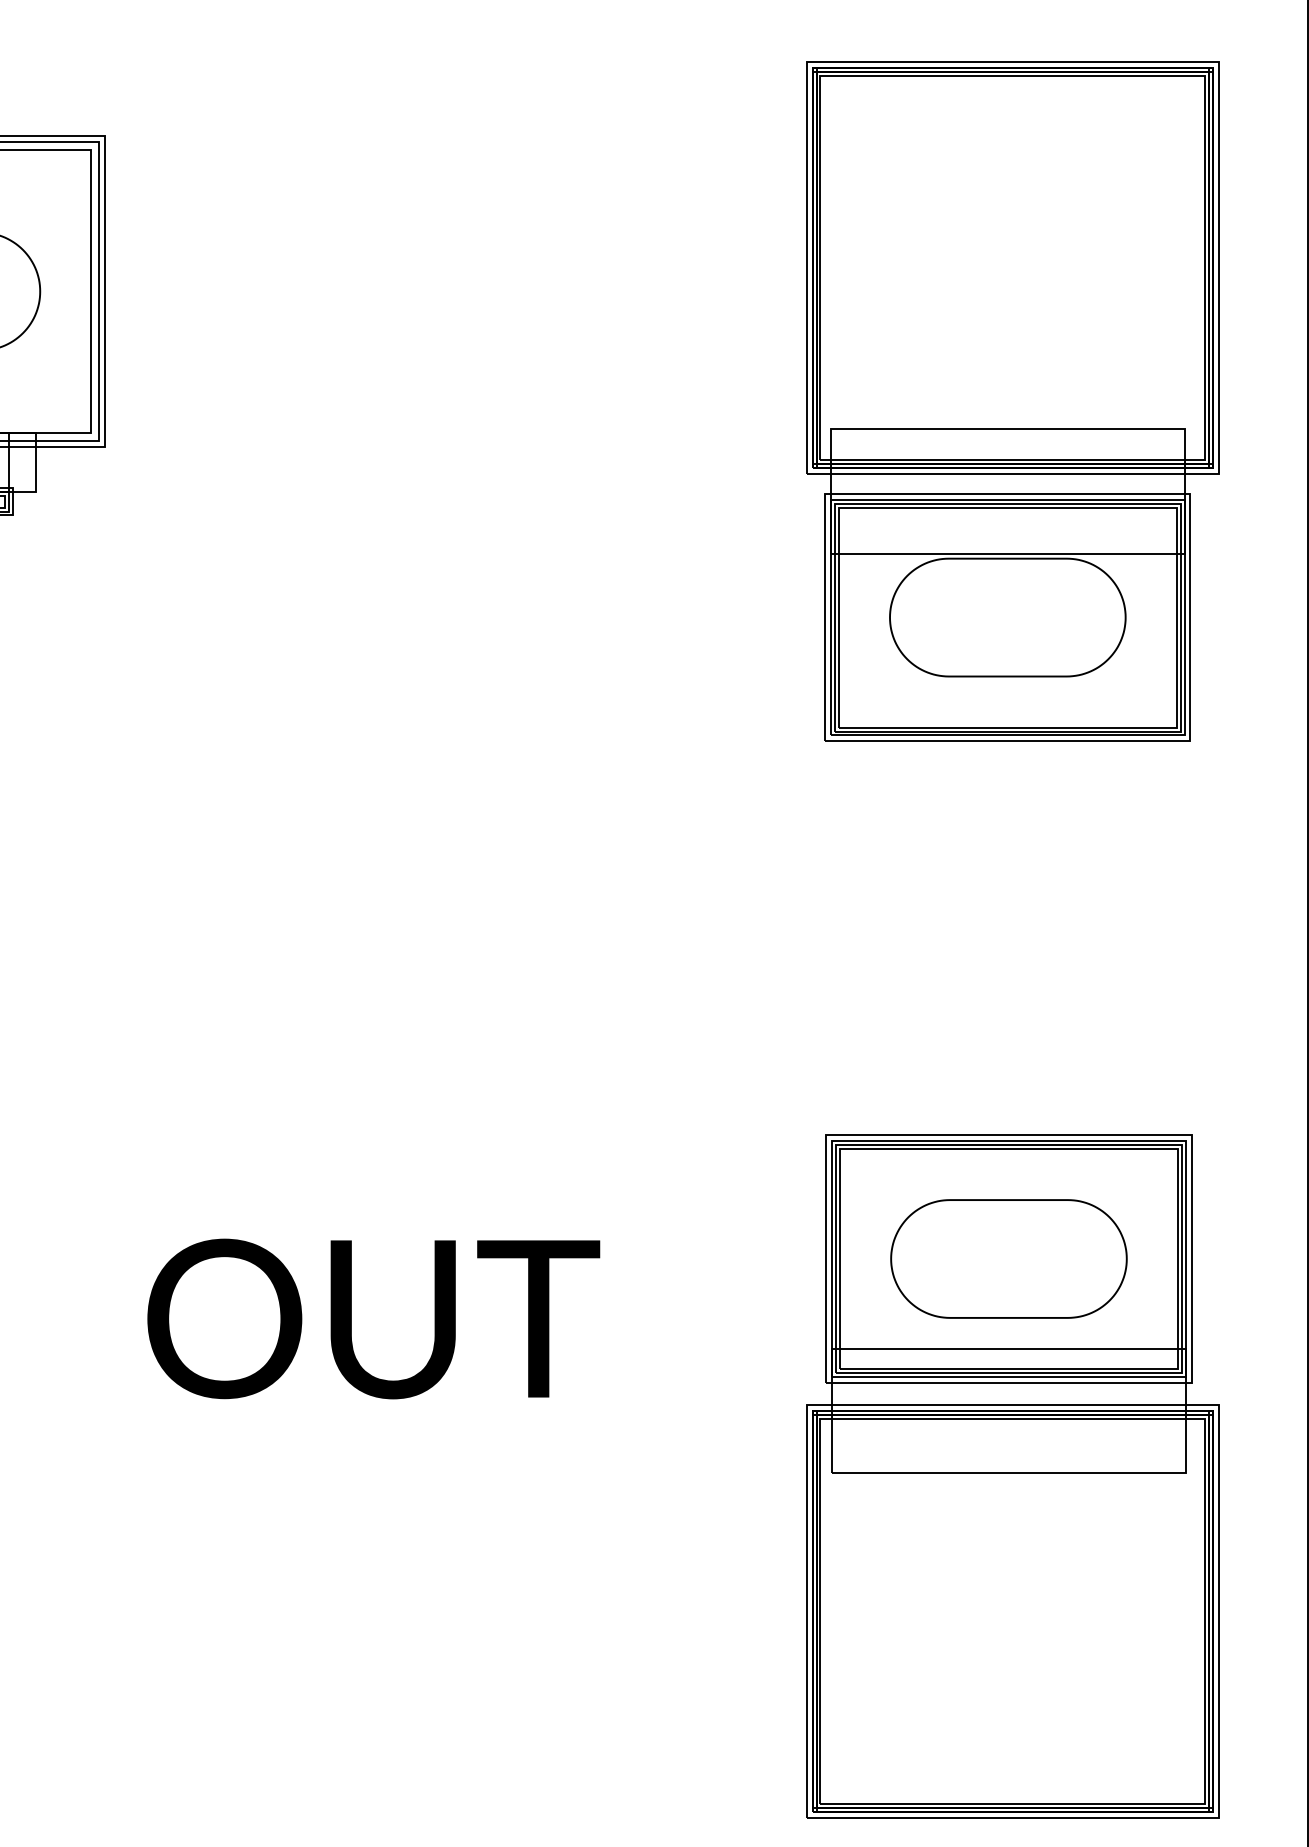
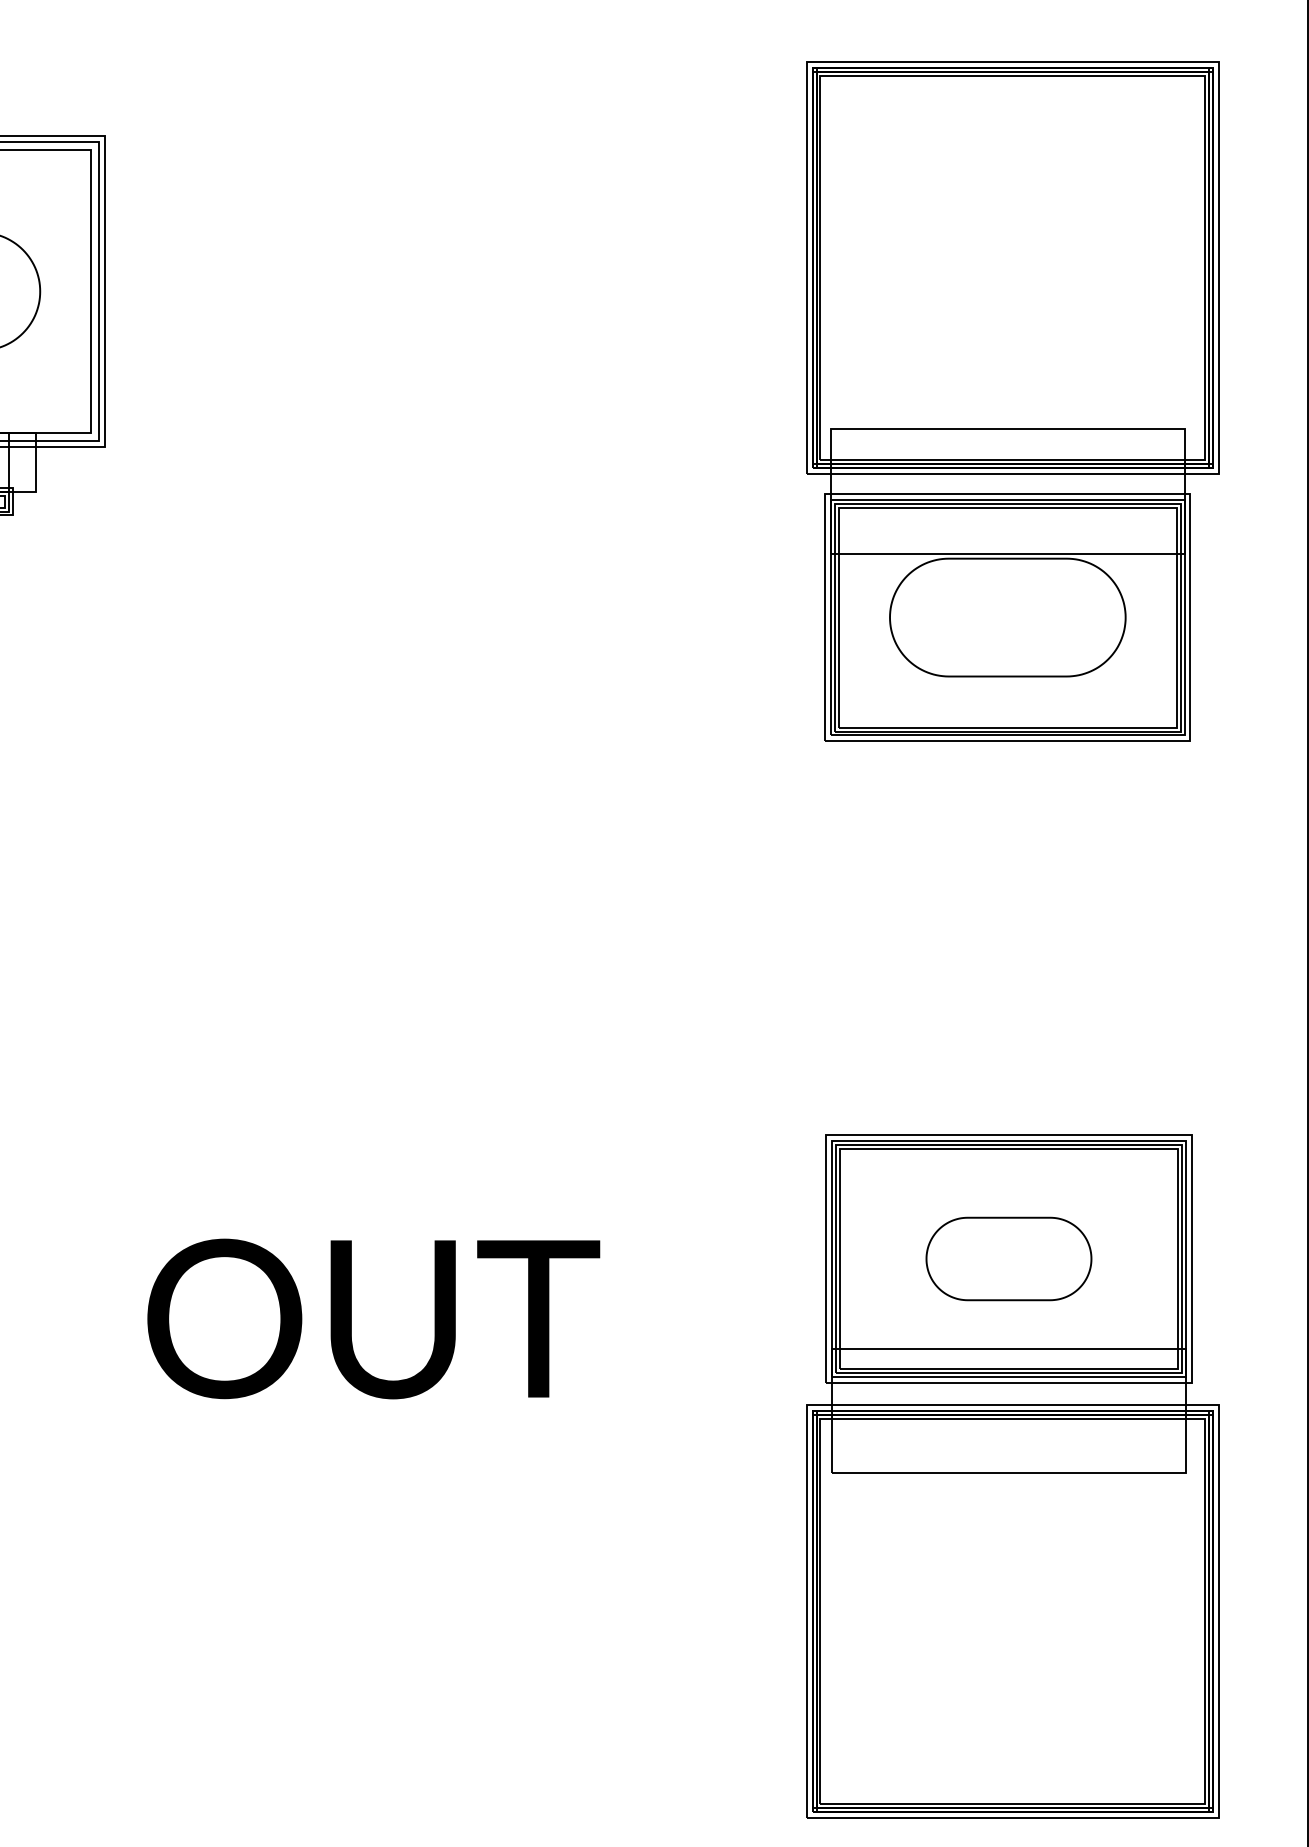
part size: 238x120 px -> 168x86 px (1008, 1258)
